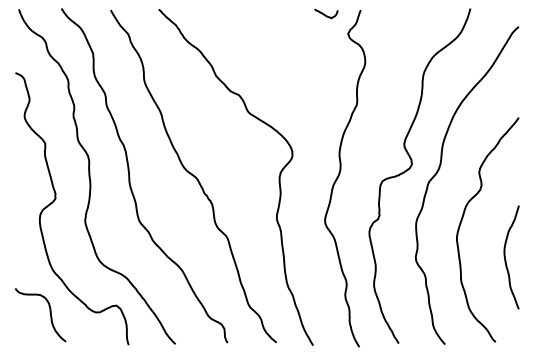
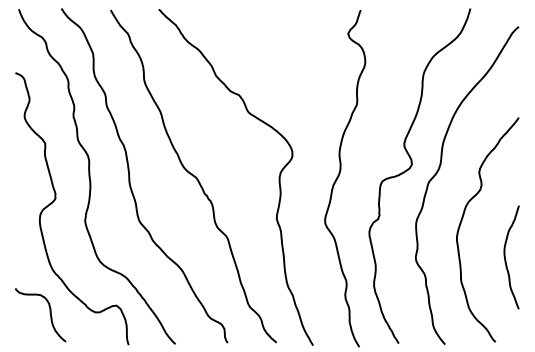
curve: present -> none (325, 14)
